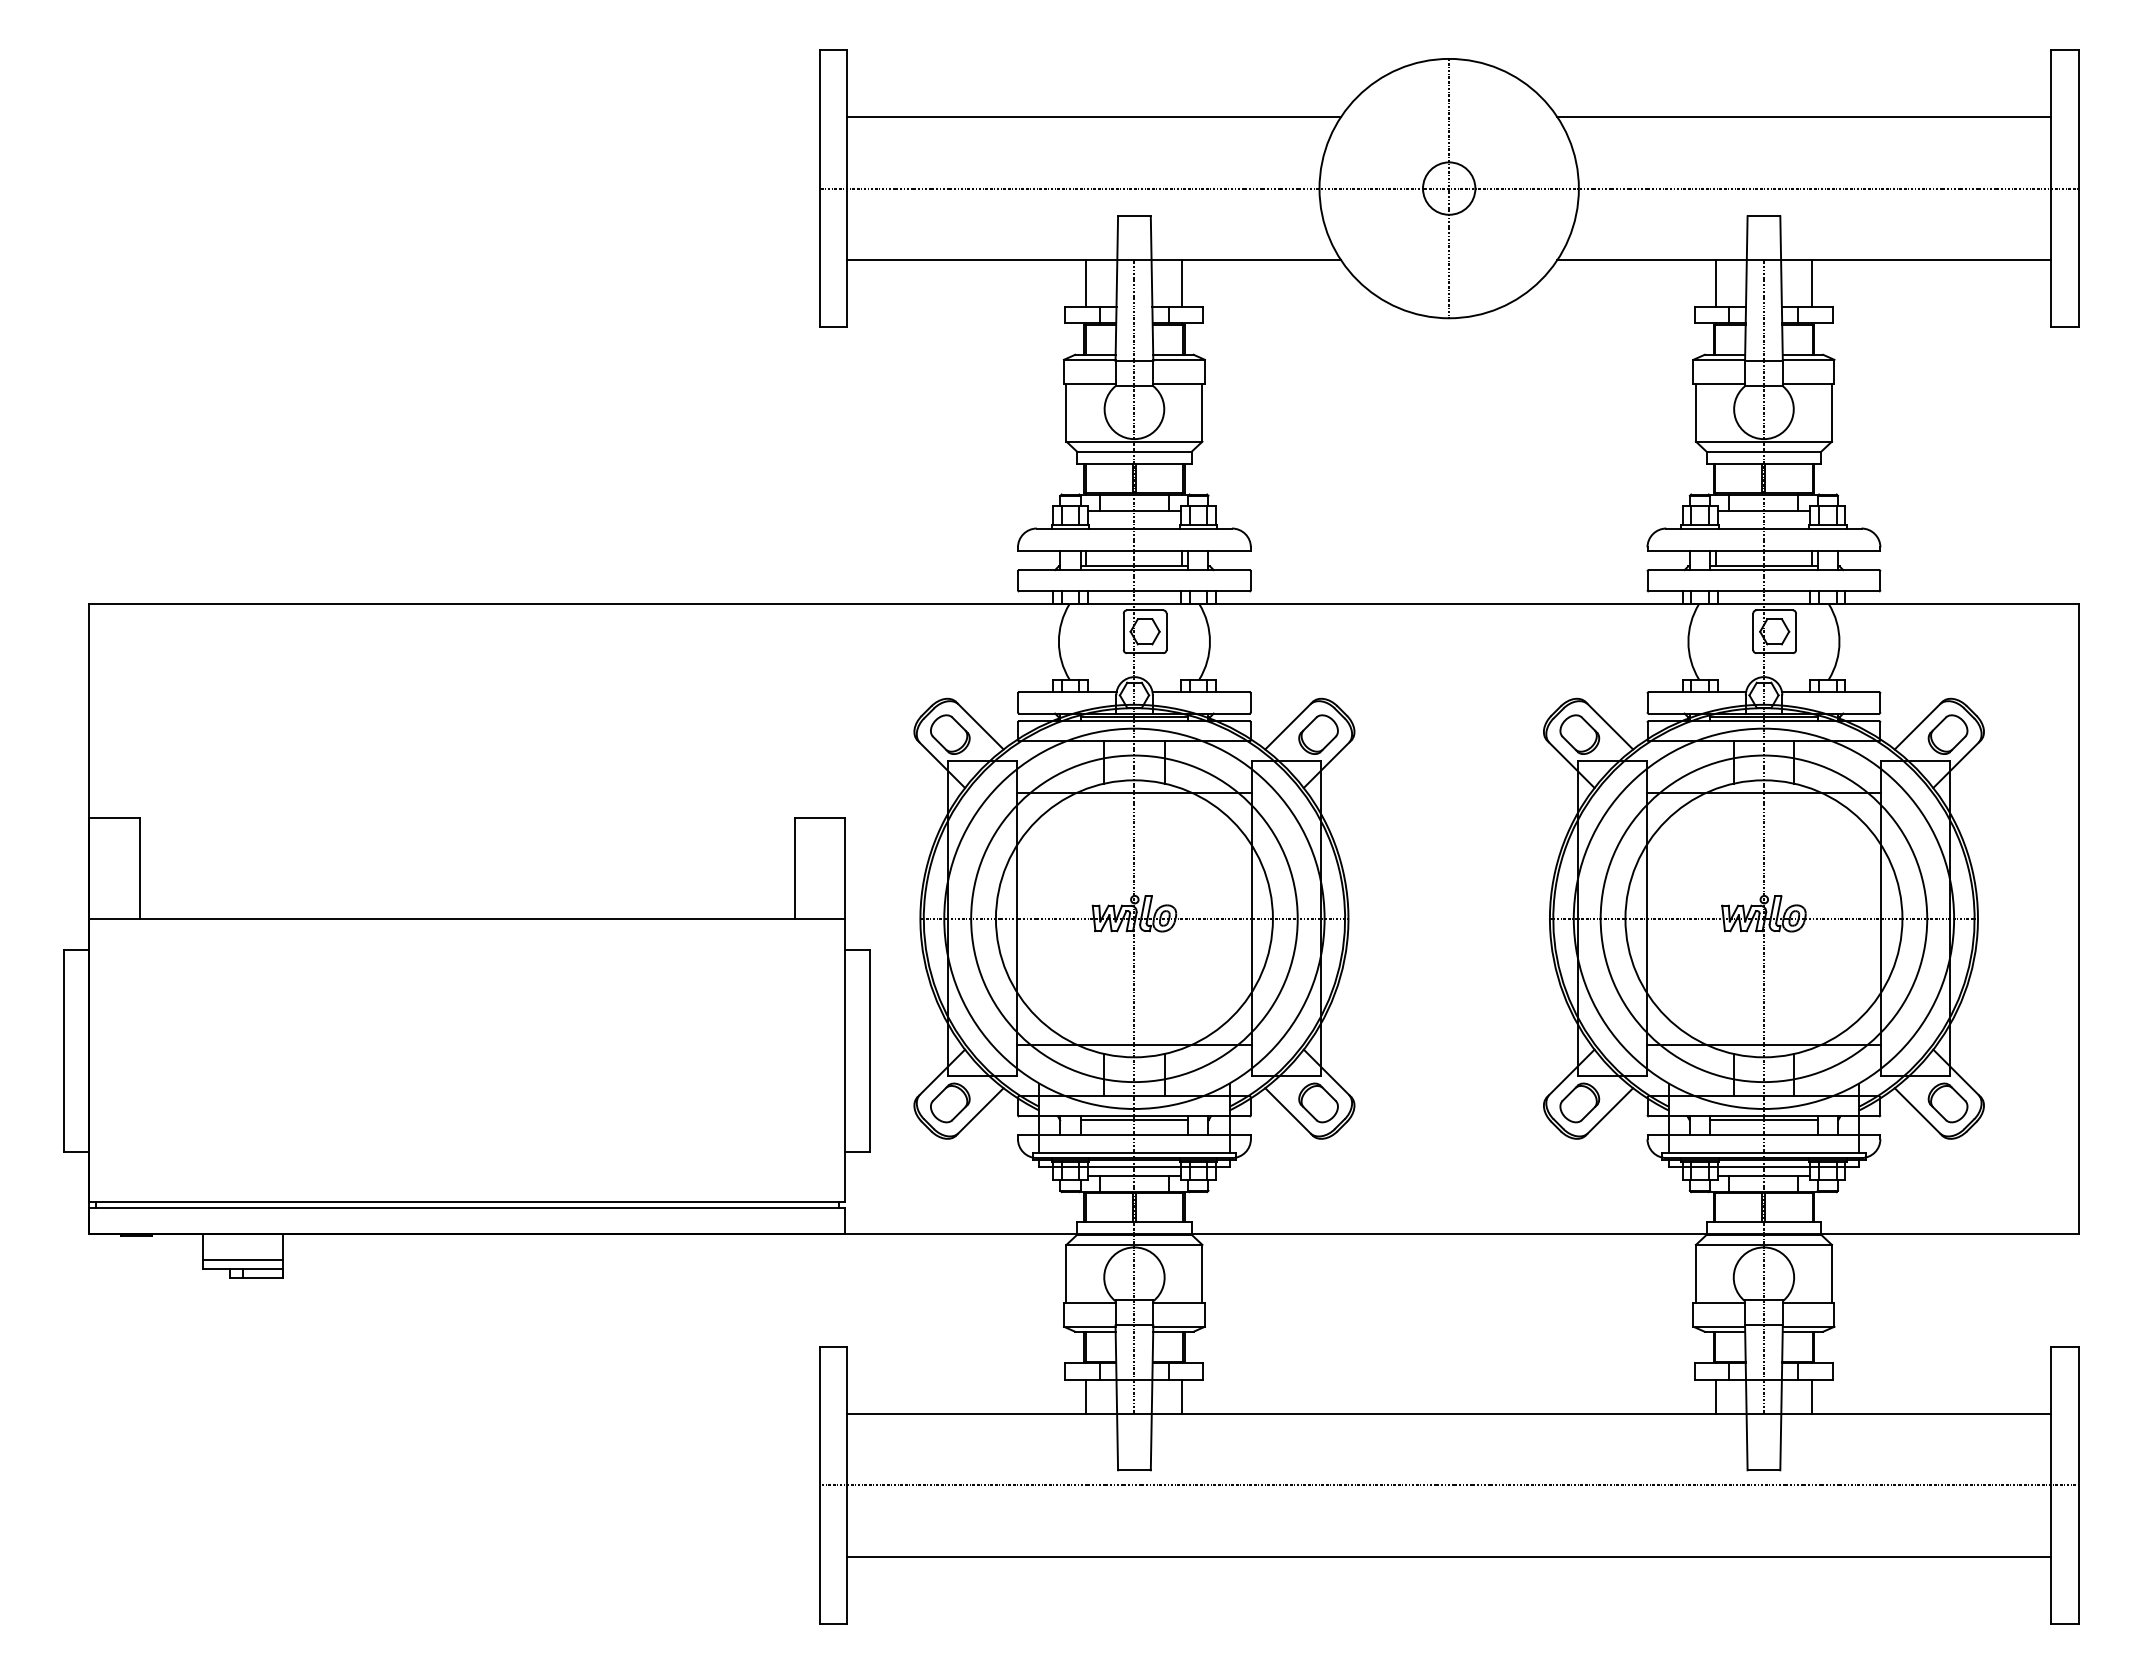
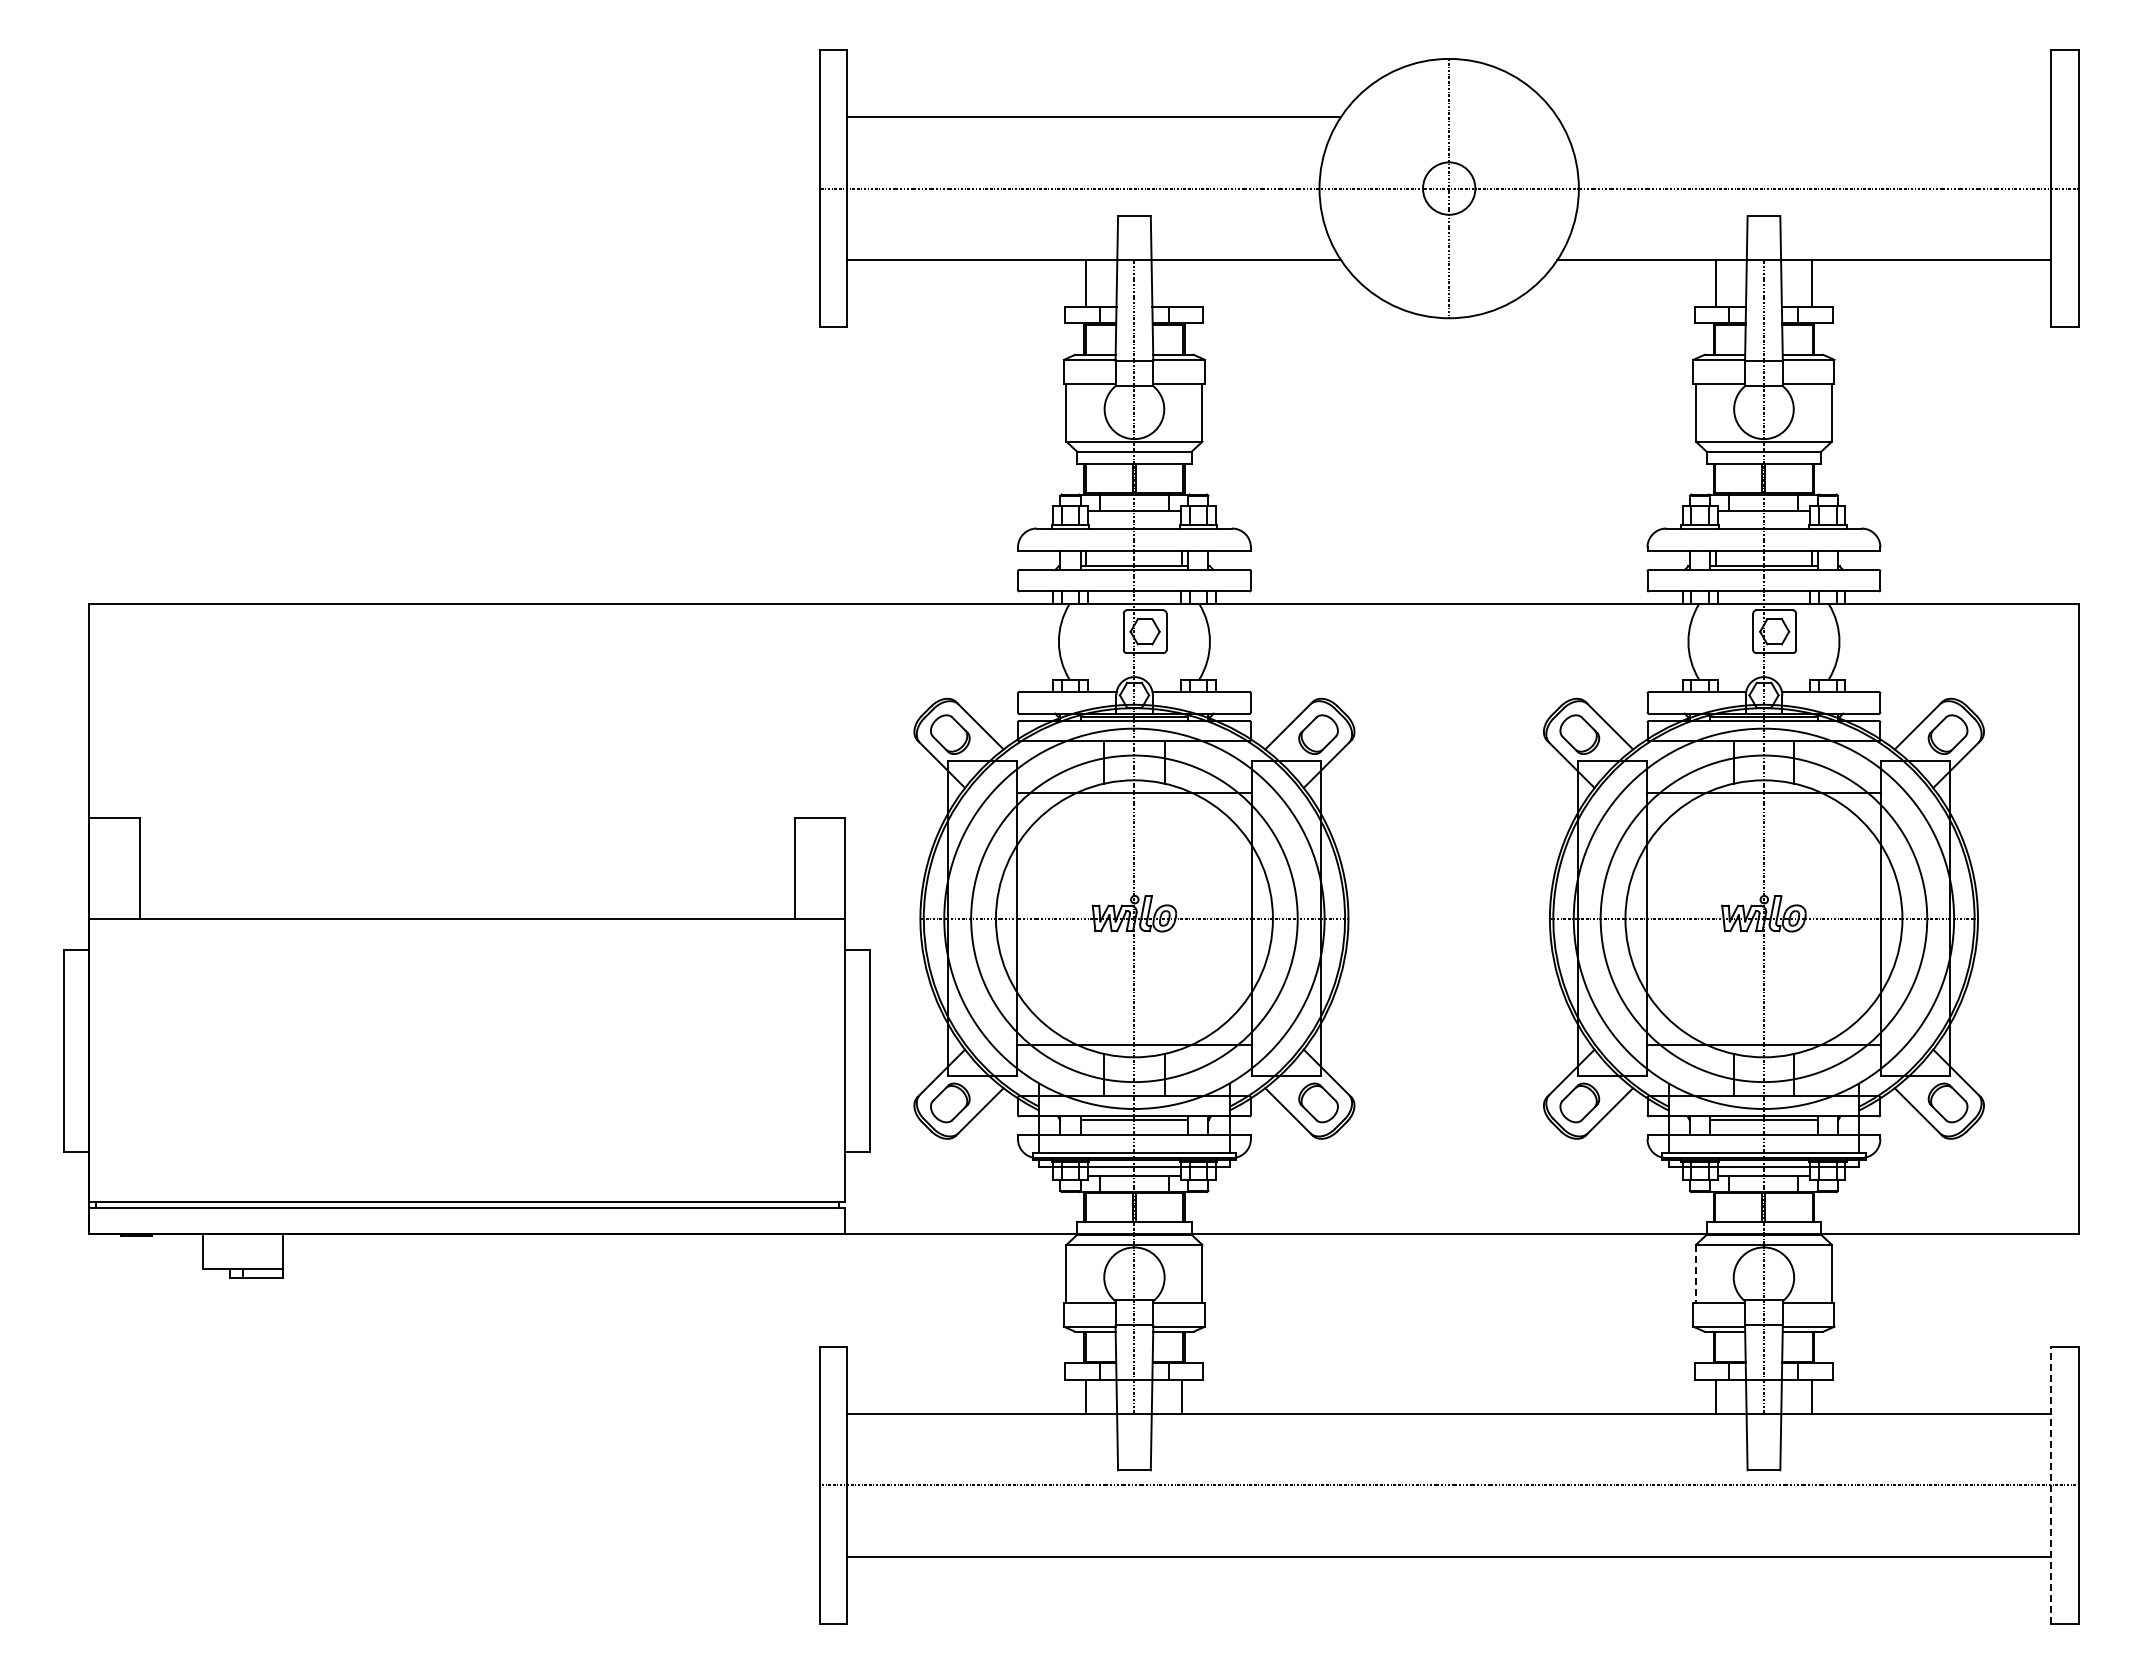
line: present -> none (1804, 116)
line: present -> none (1182, 283)
line: present -> none (242, 1260)
line: solid -> dashed (1695, 1273)
line: solid -> dashed (2051, 1484)
